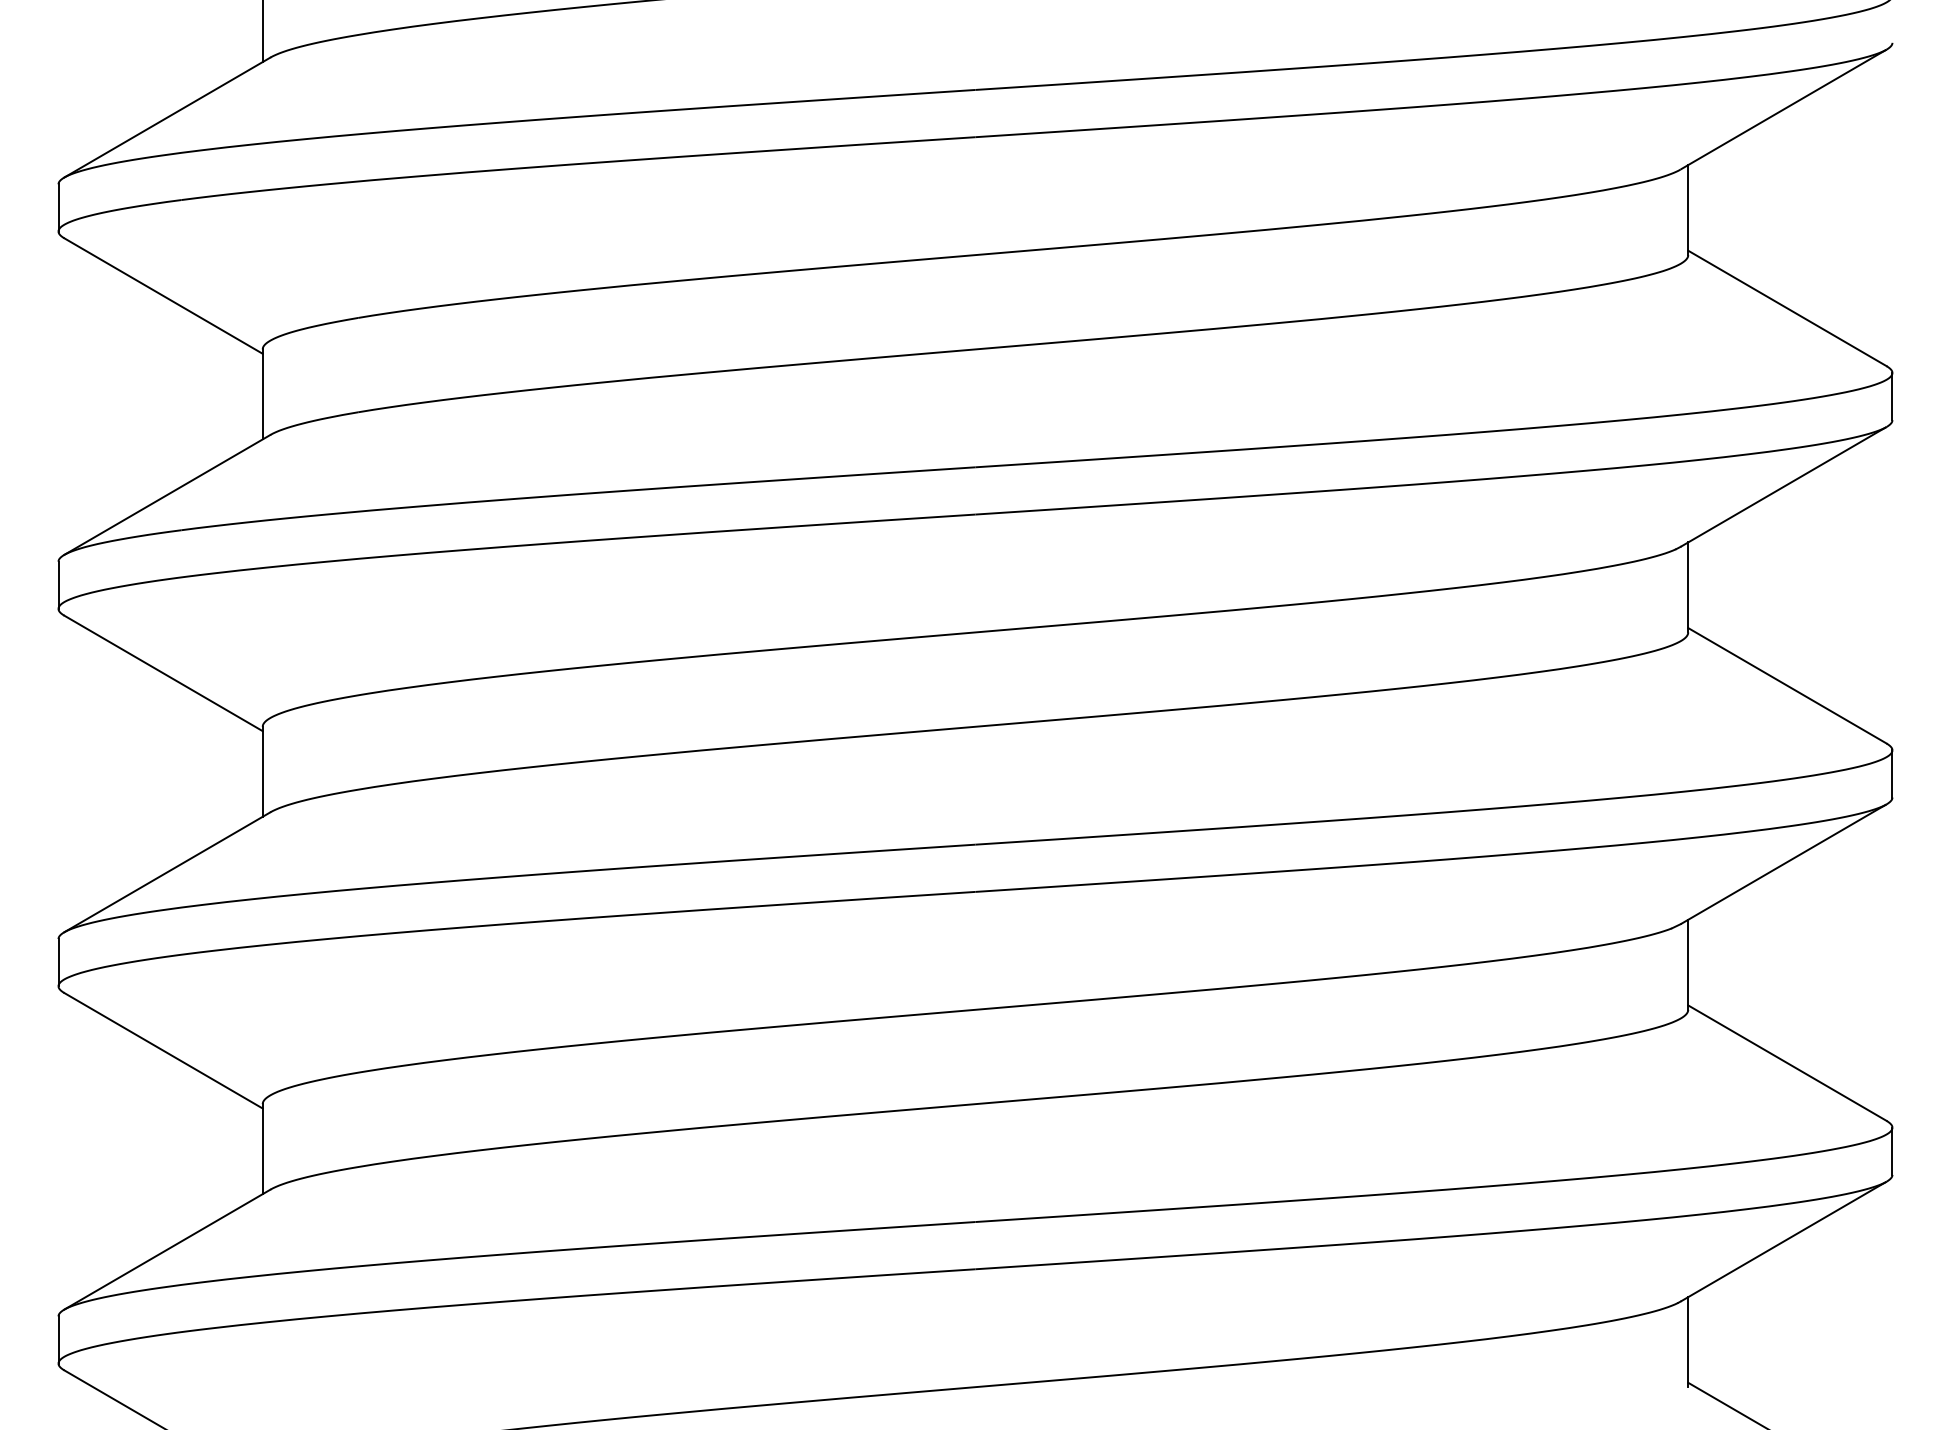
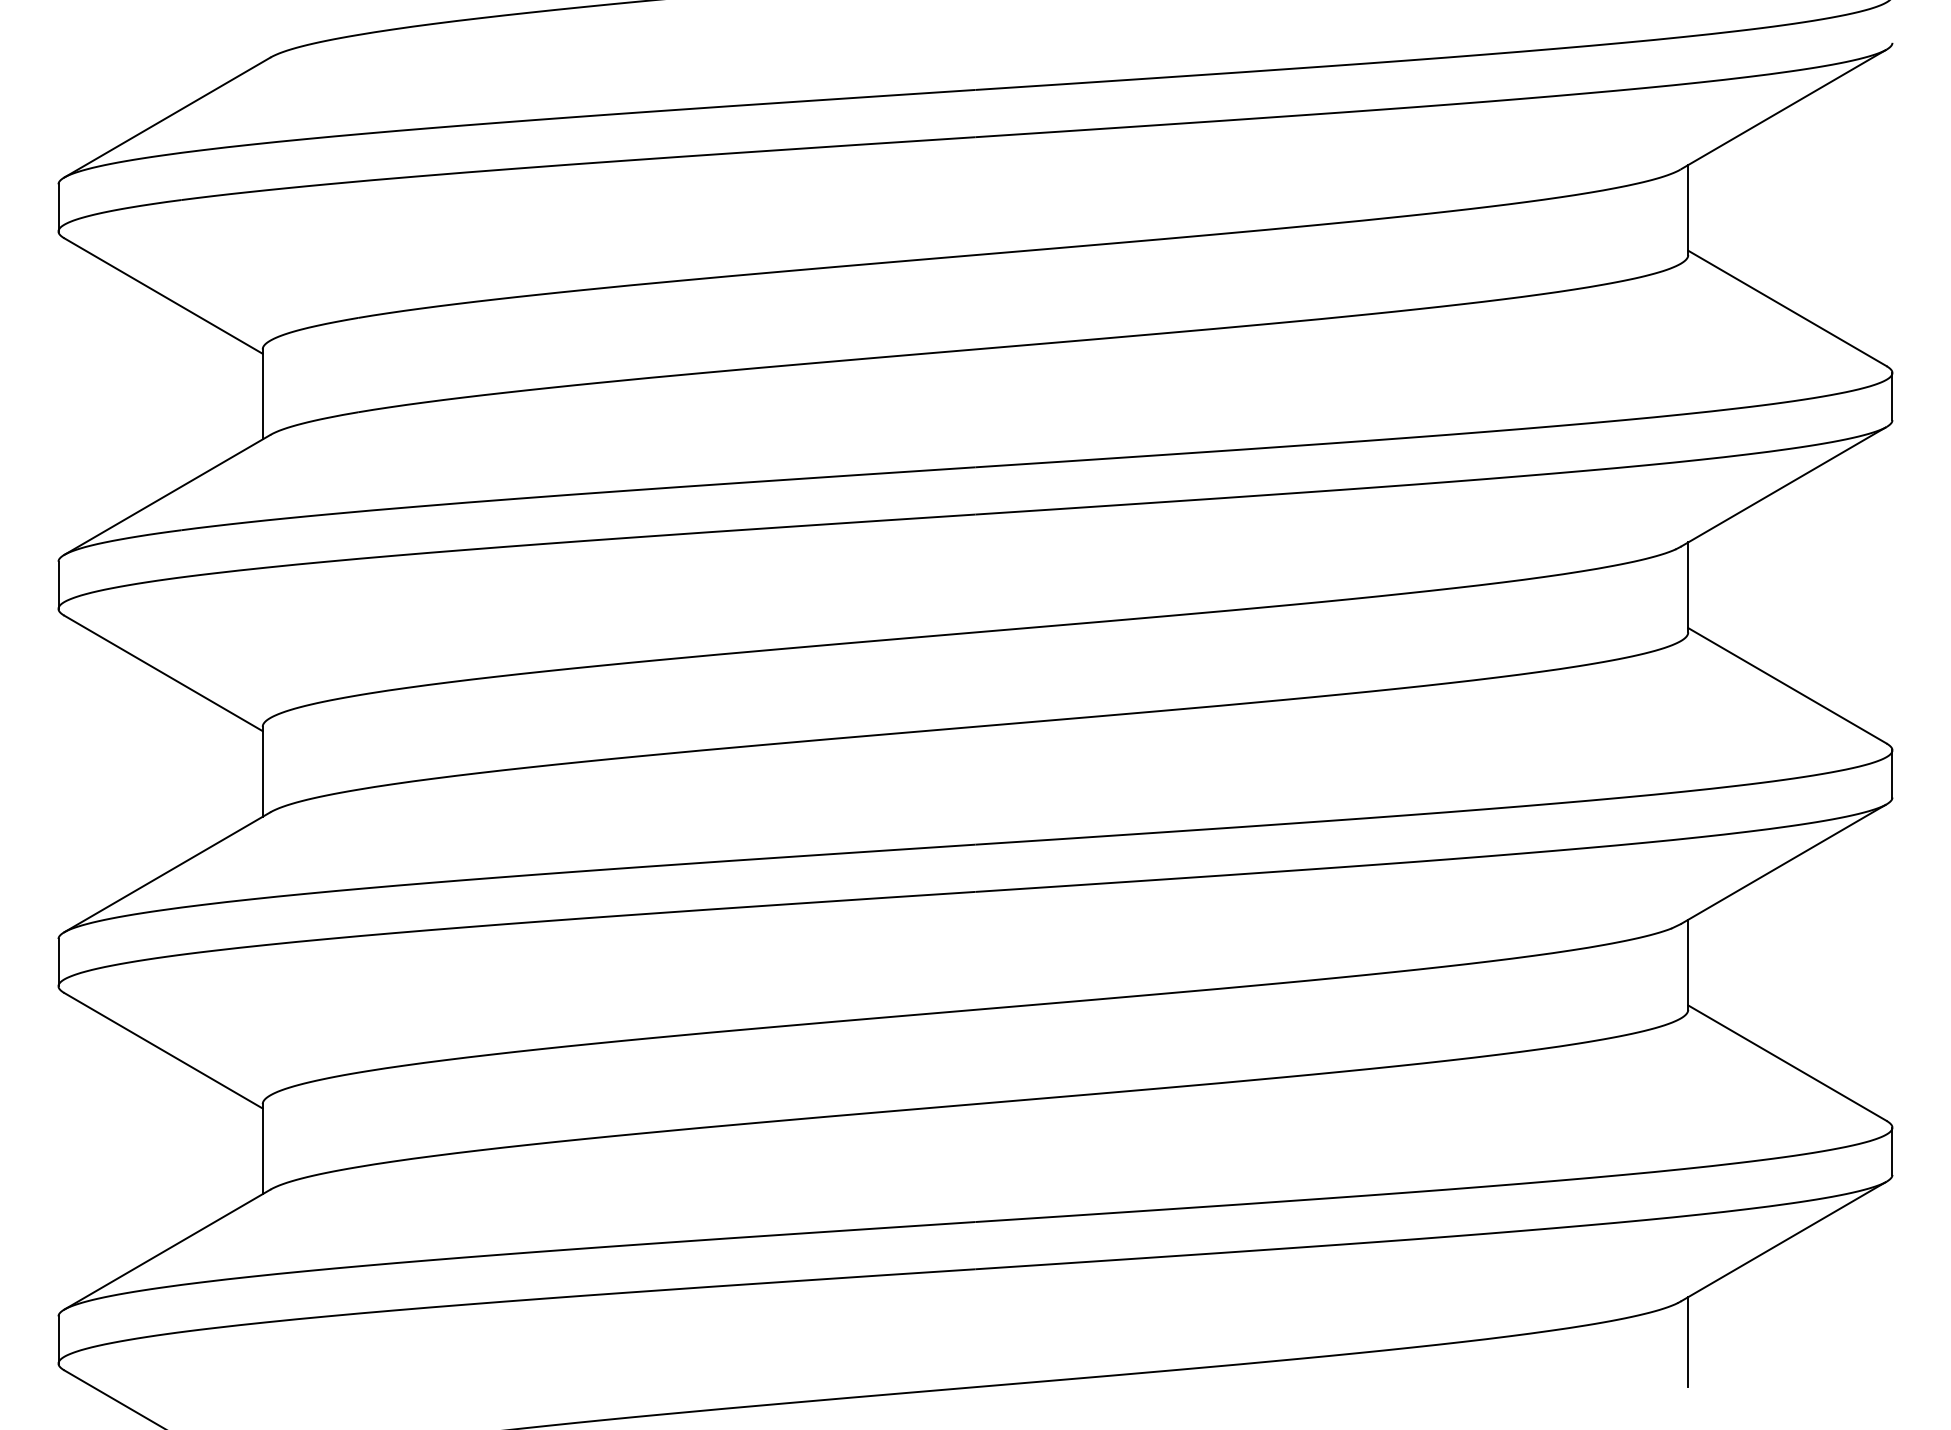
line: present -> none (262, 32)
line: present -> none (1725, 1404)
